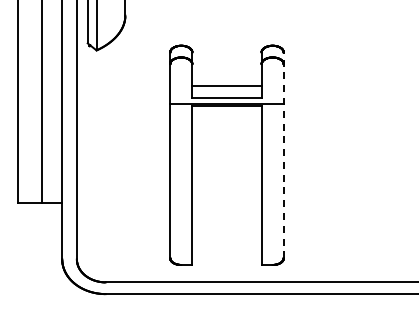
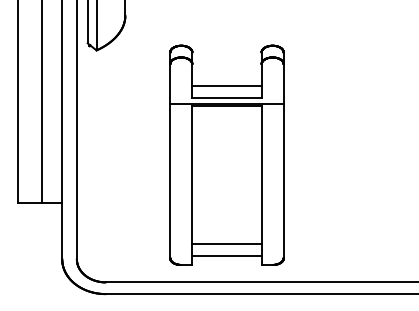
line: dashed -> solid (283, 155)
line: none -> present (226, 243)
line: none -> present (226, 256)
